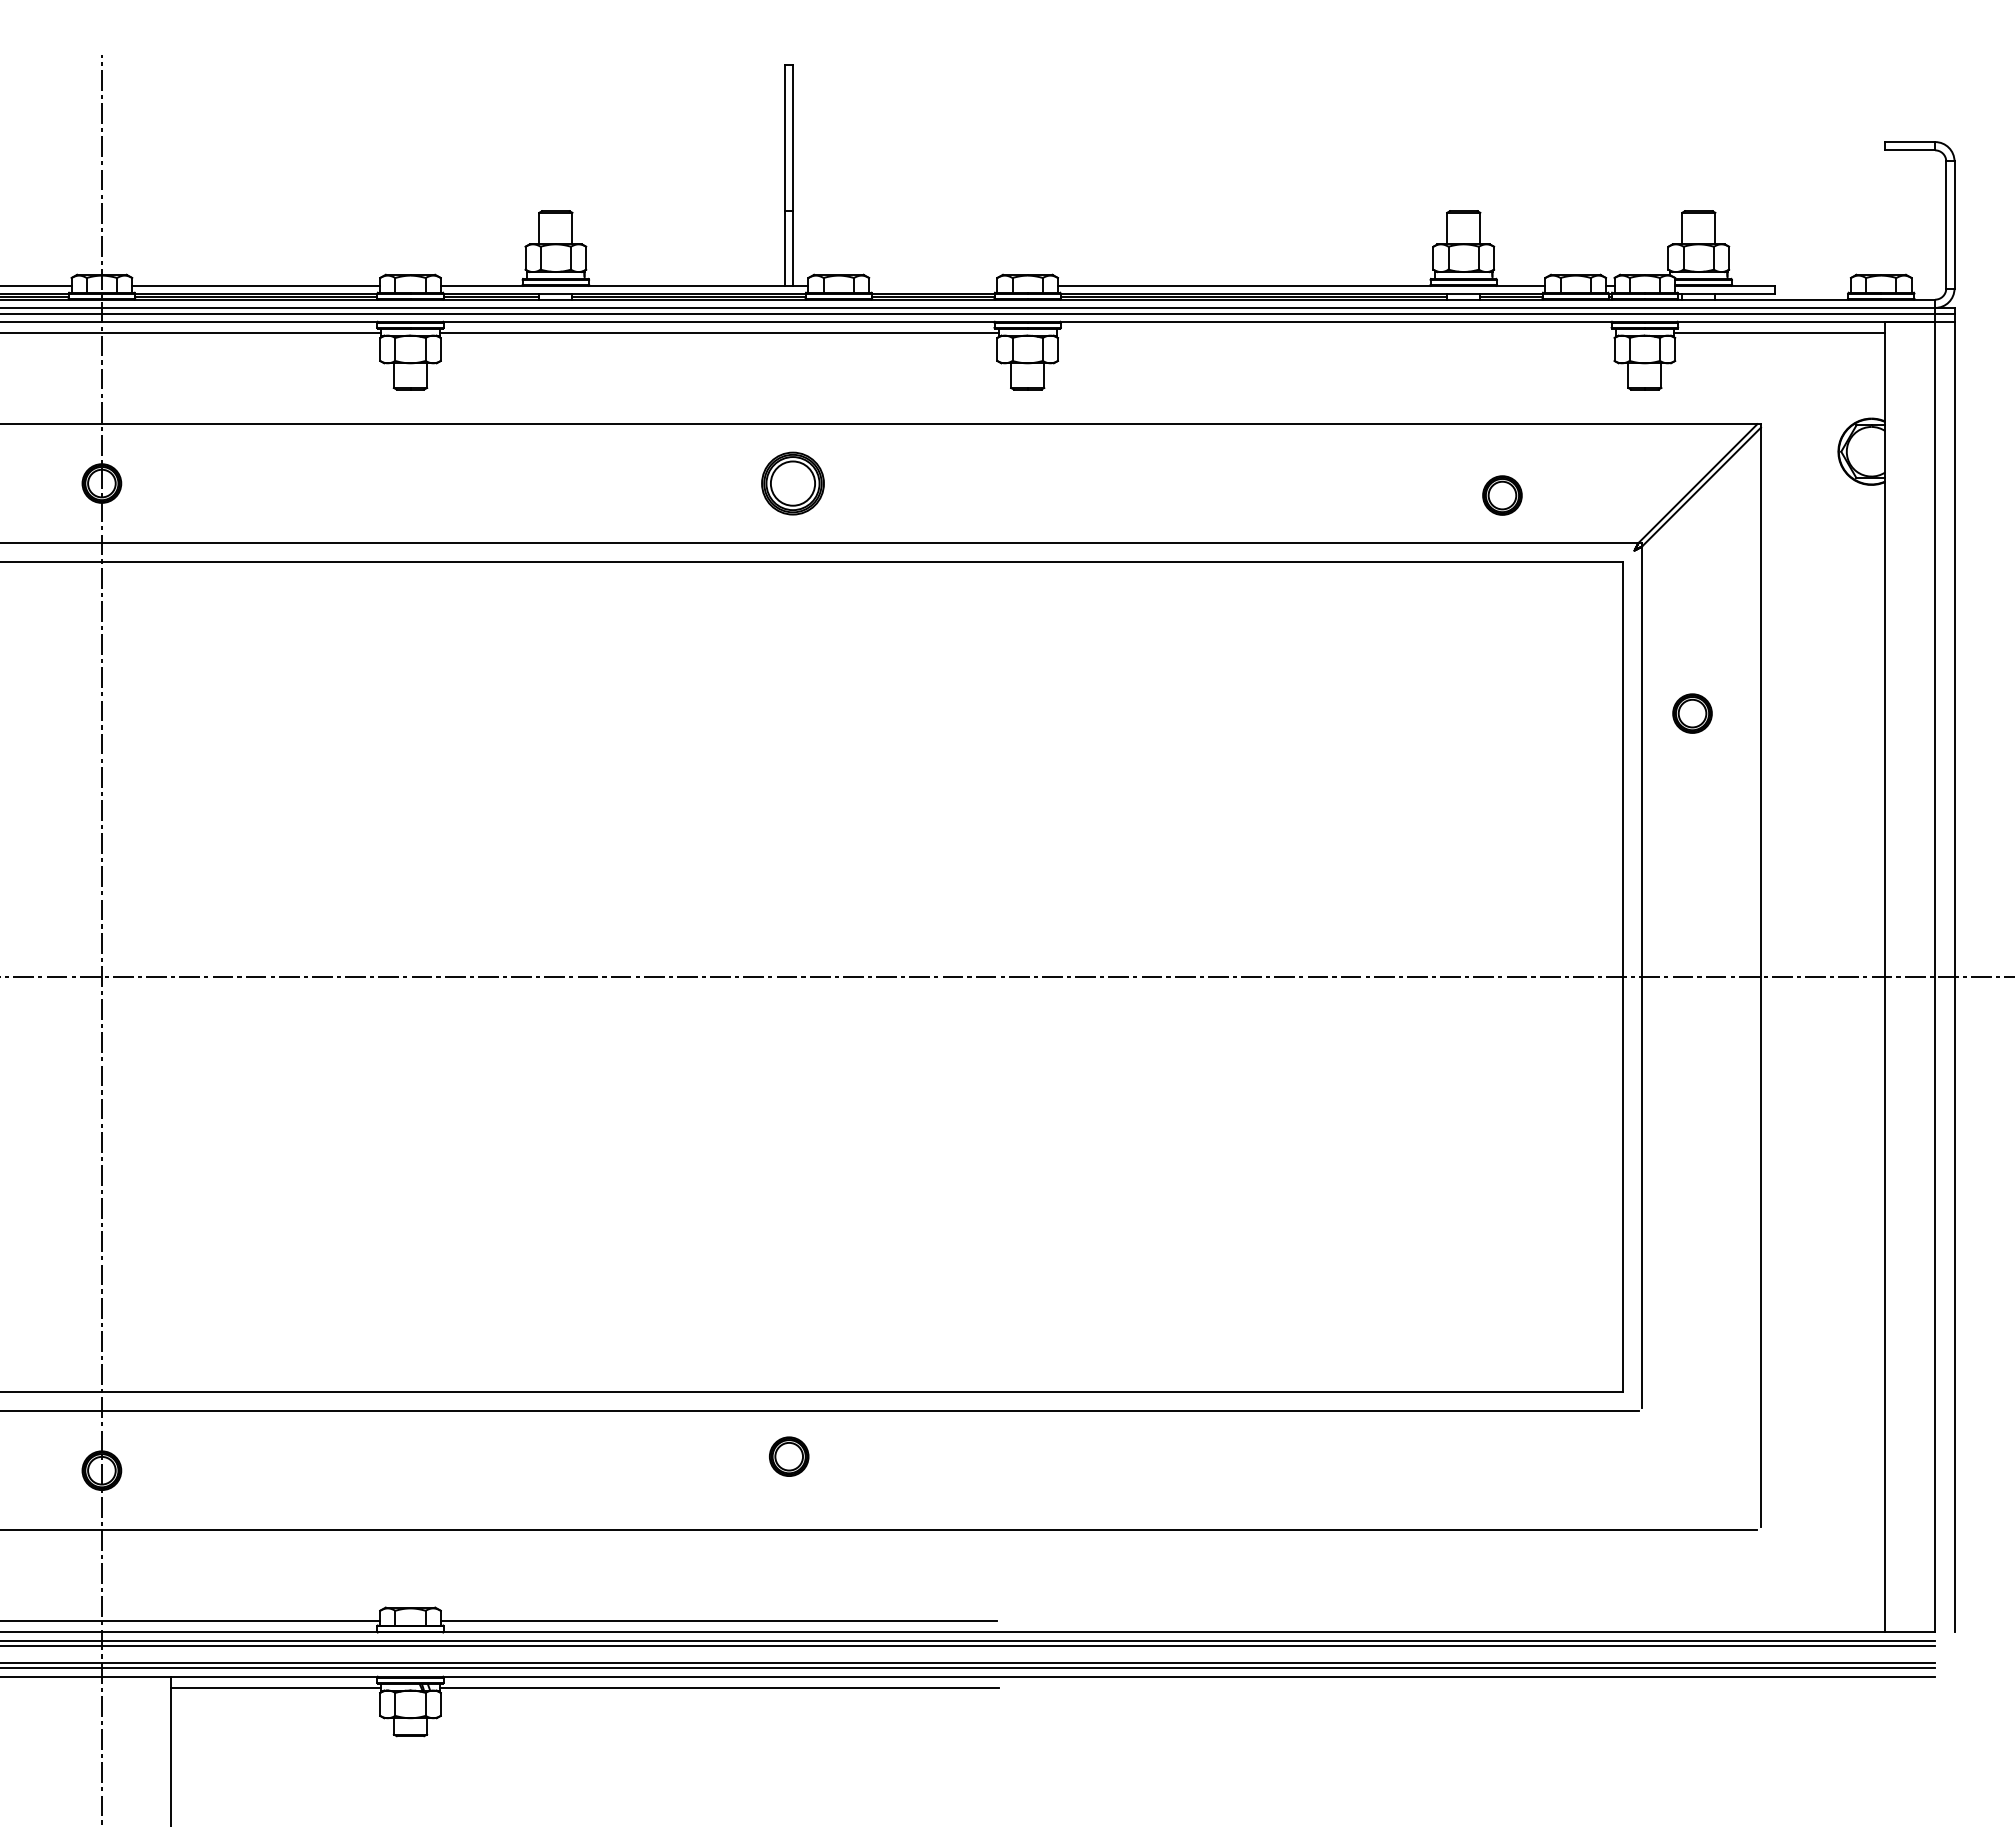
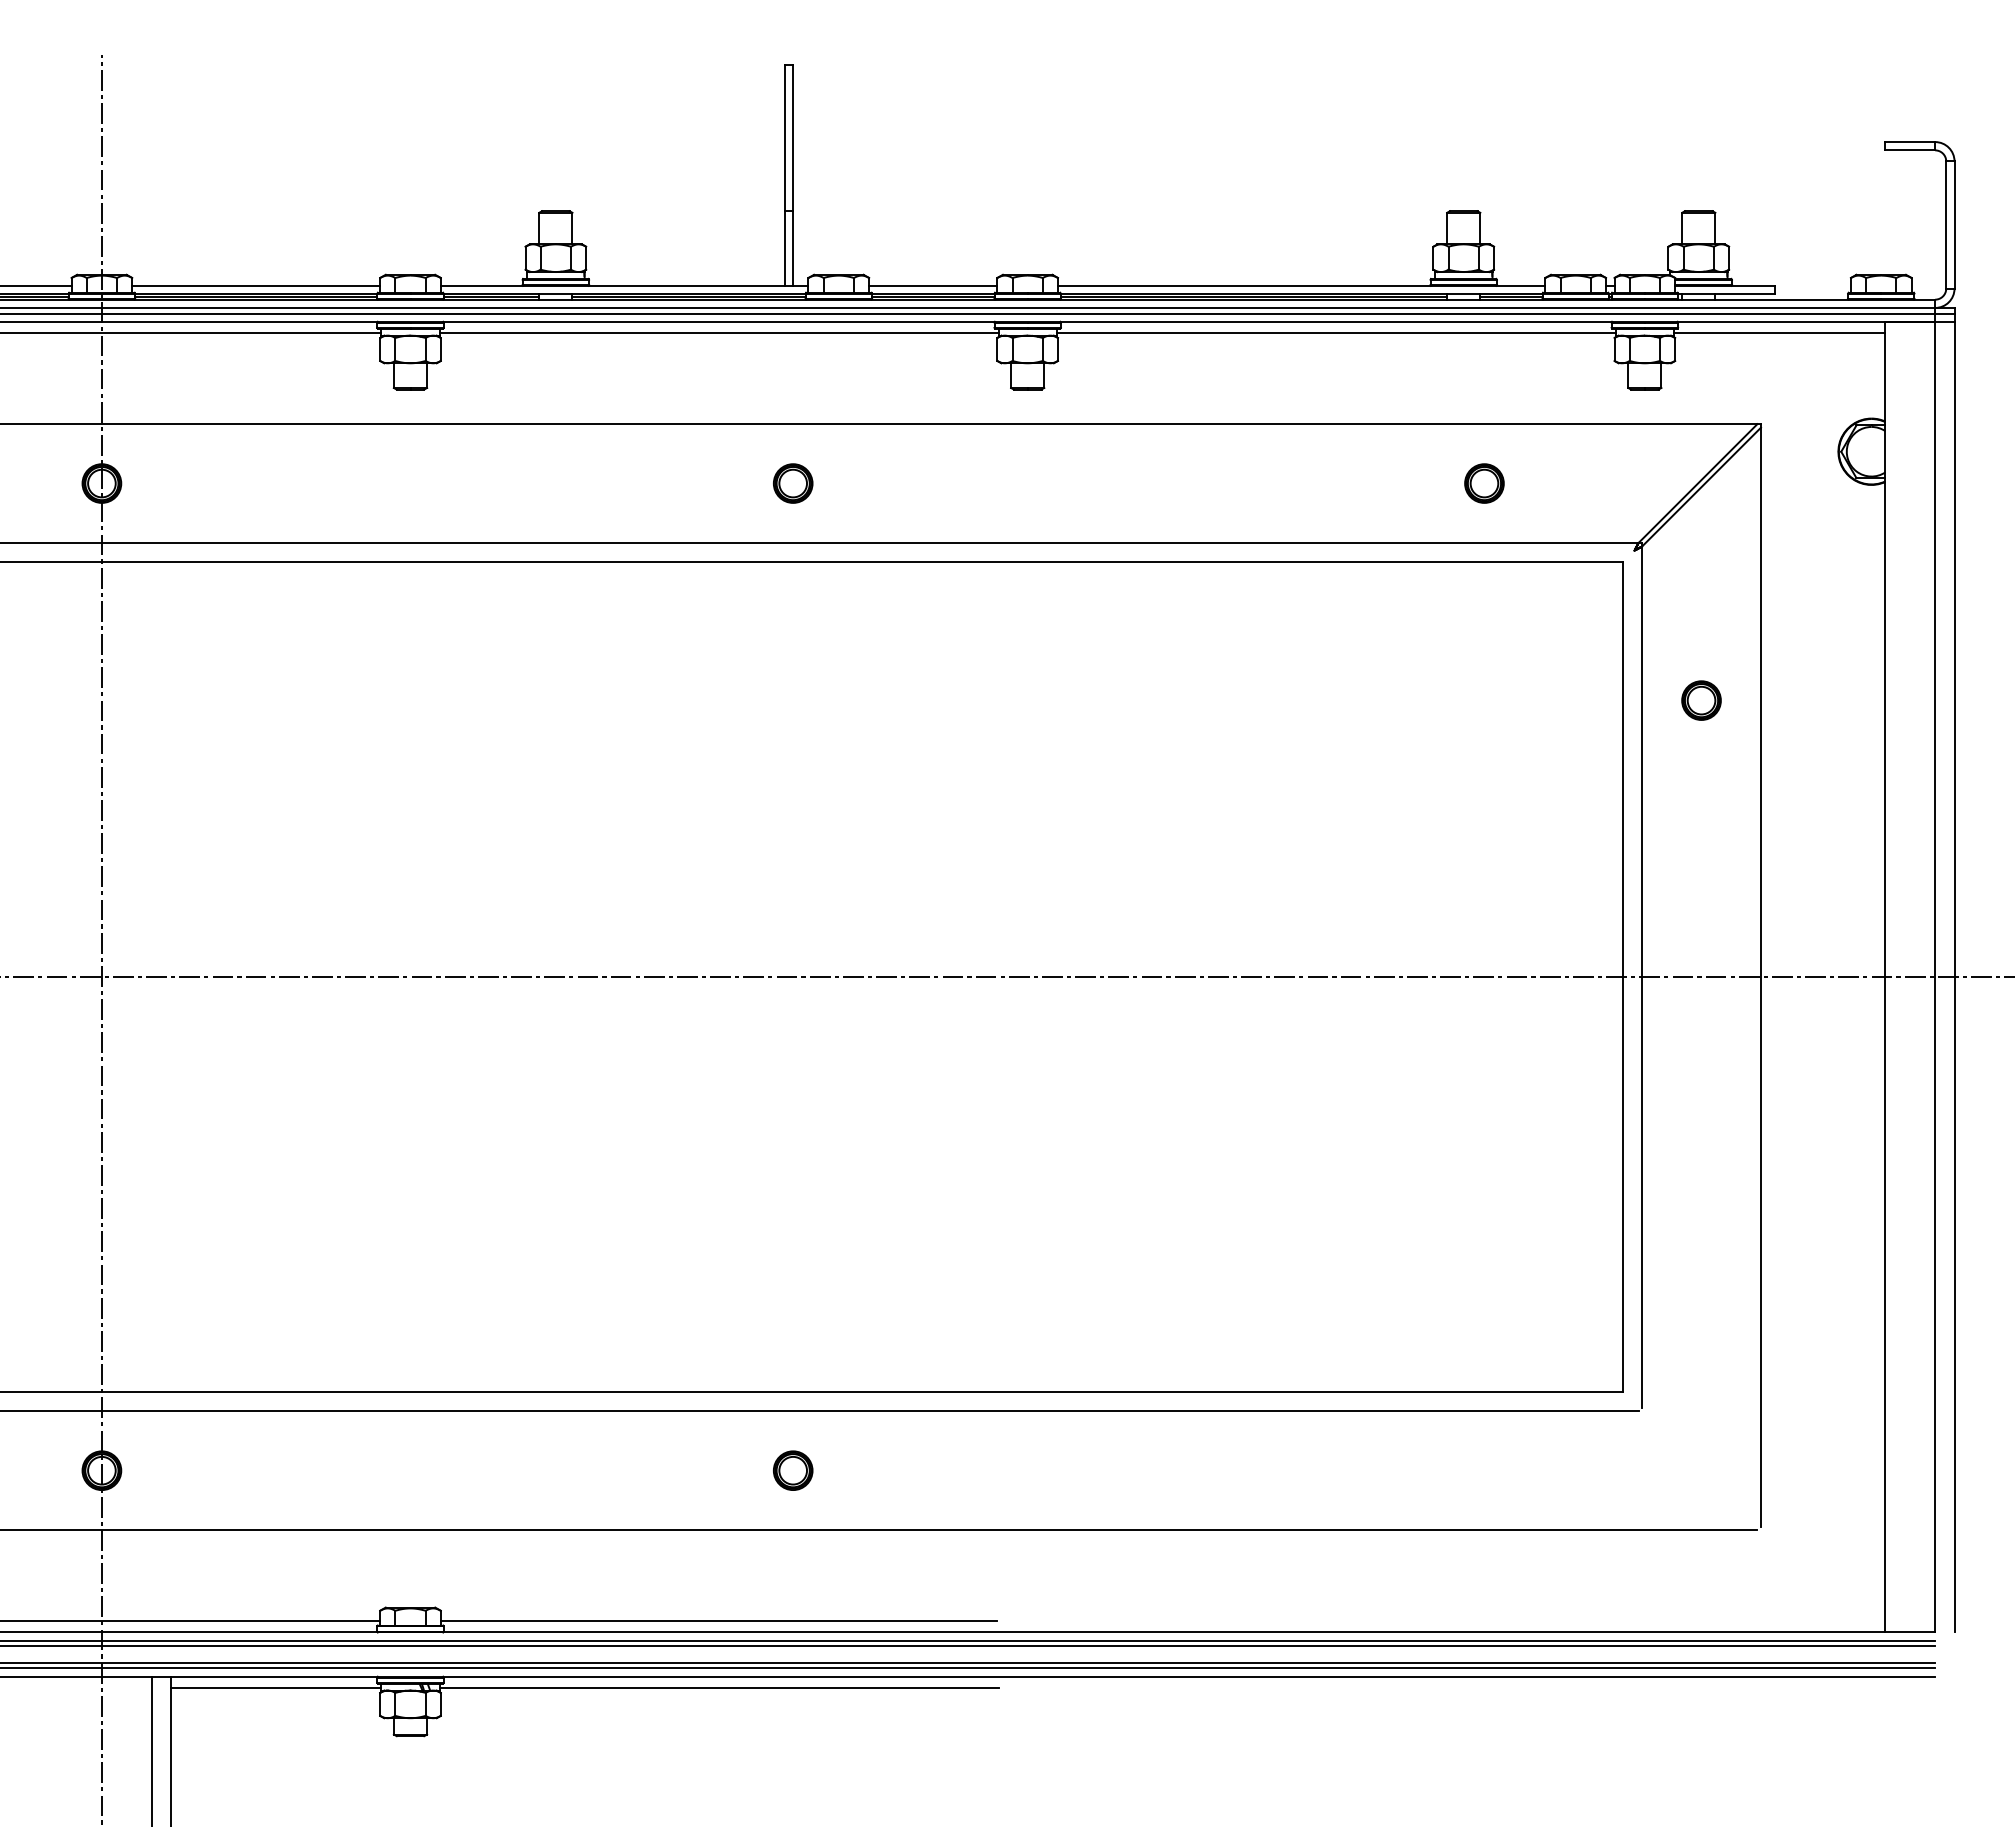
line: none -> present (933, 285)
line: none -> present (1335, 332)
part size: 64x65 px -> 41x41 px (793, 483)
part position: (1502, 495) -> (1484, 483) (1484, 483)
part position: (1692, 713) -> (1701, 700) (1701, 700)
part position: (789, 1456) -> (793, 1470) (793, 1470)
line: none -> present (151, 1749)
